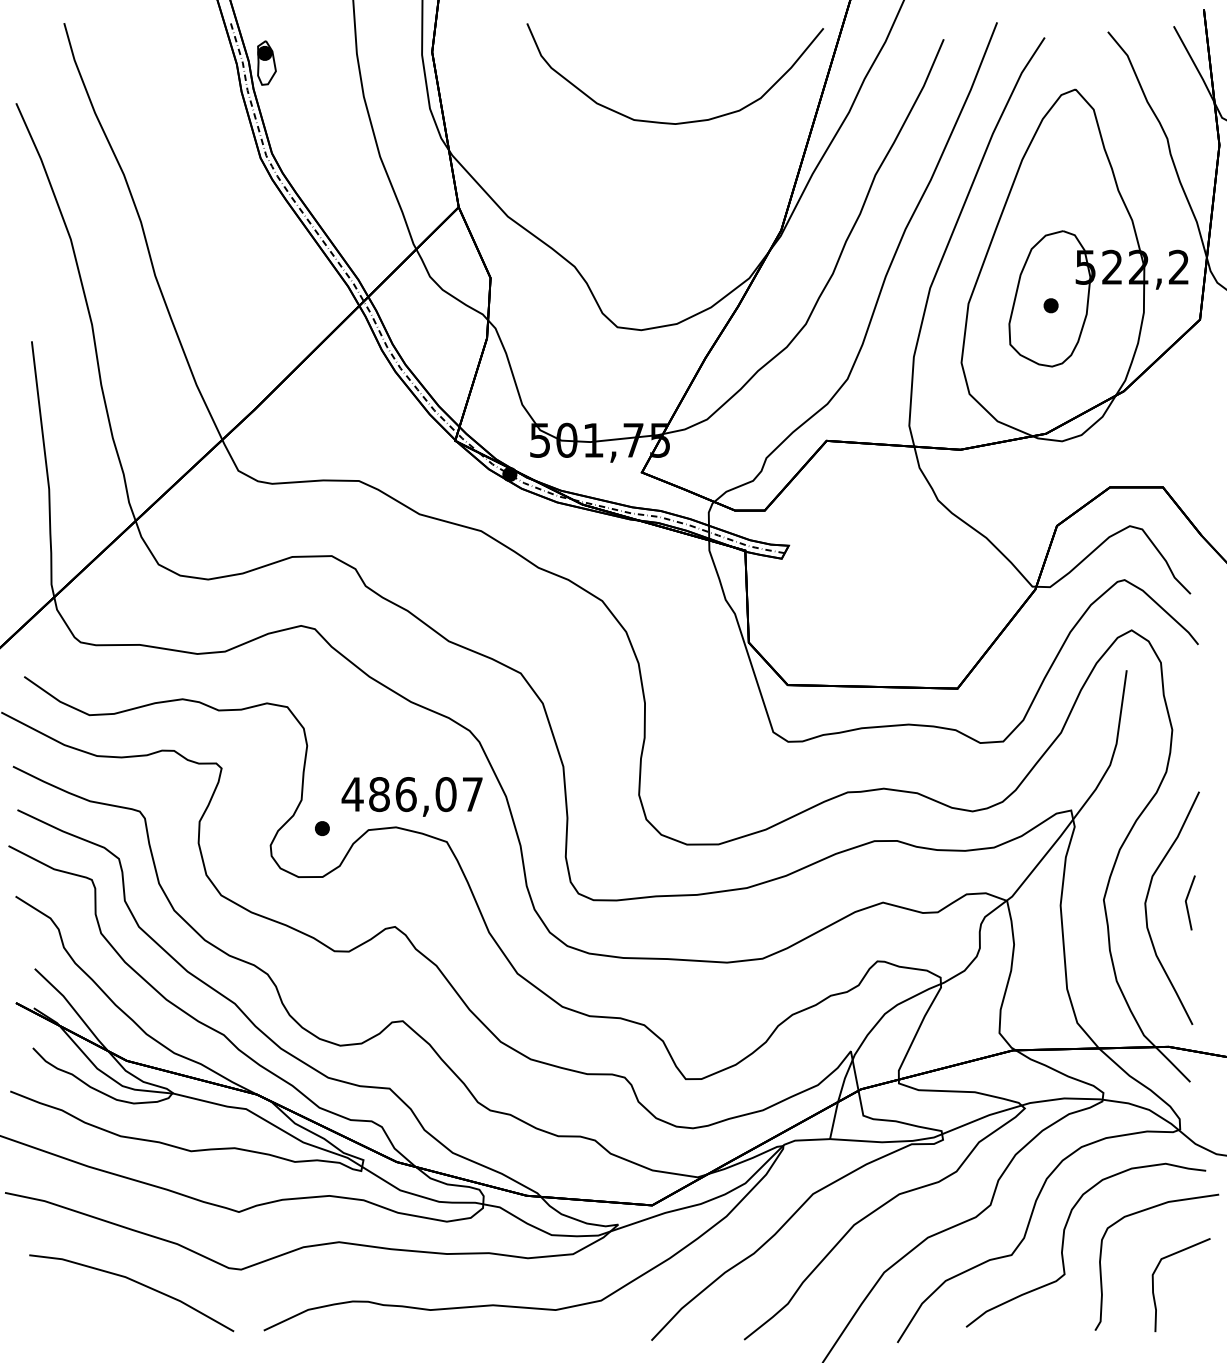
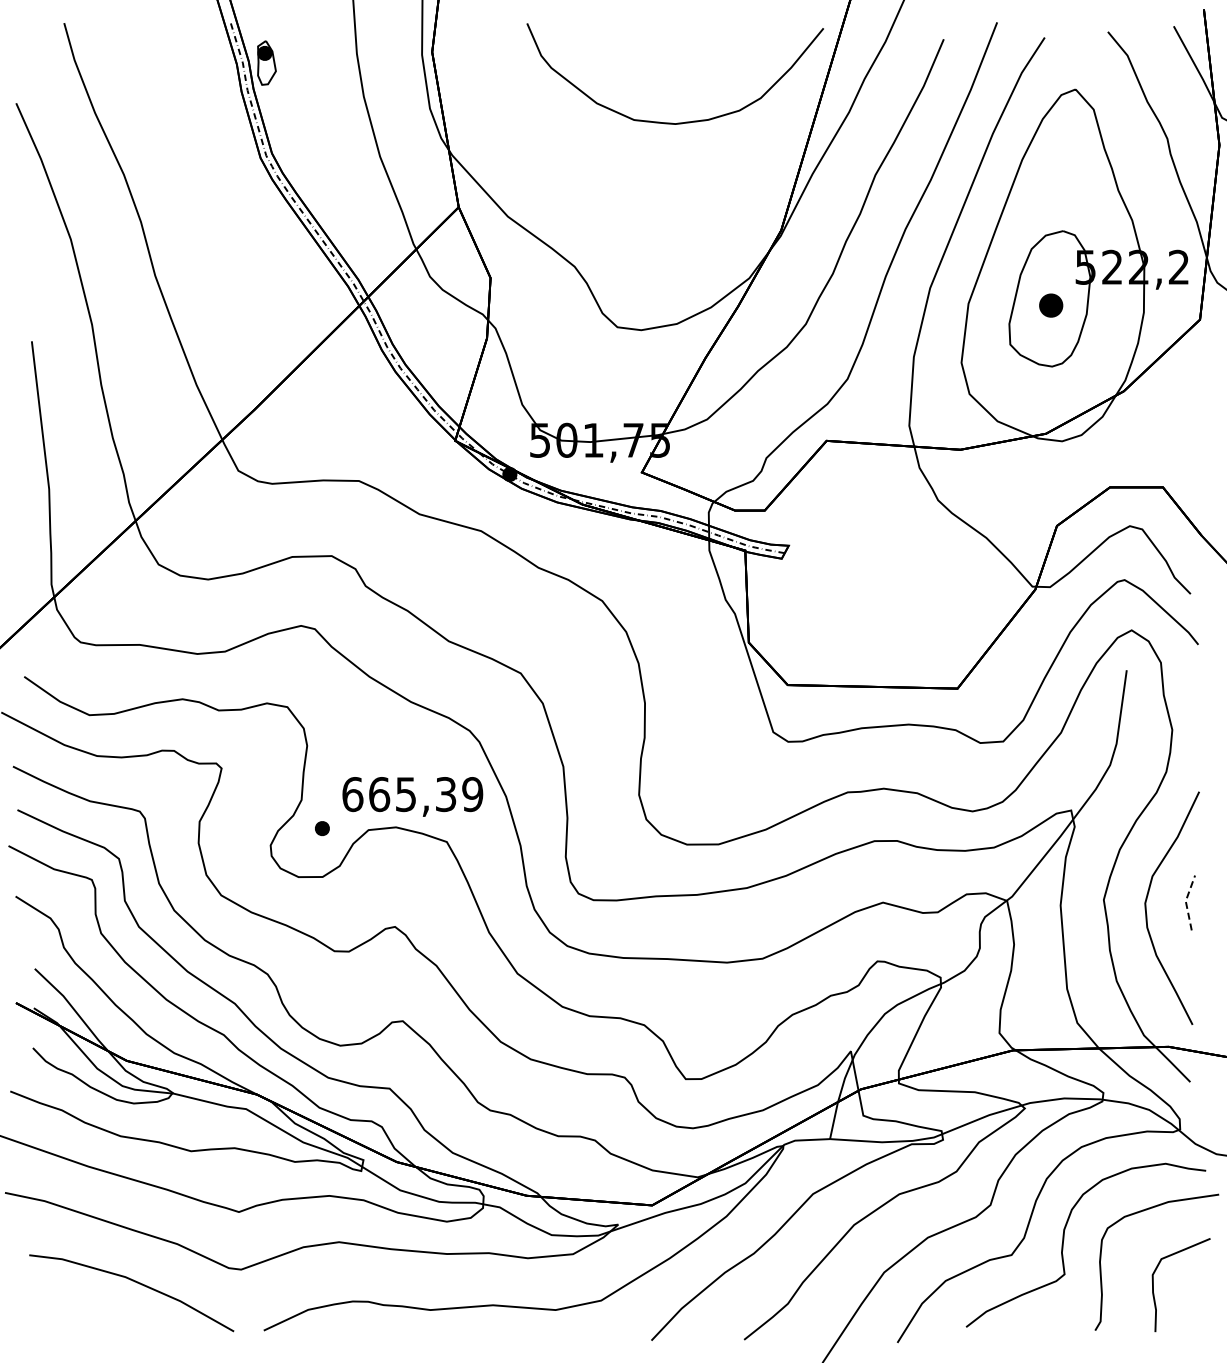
part size: 16x16 px -> 25x25 px (1051, 305)
text: 486,07 -> 665,39 (412, 794)
line: solid -> dashed (1185, 901)
